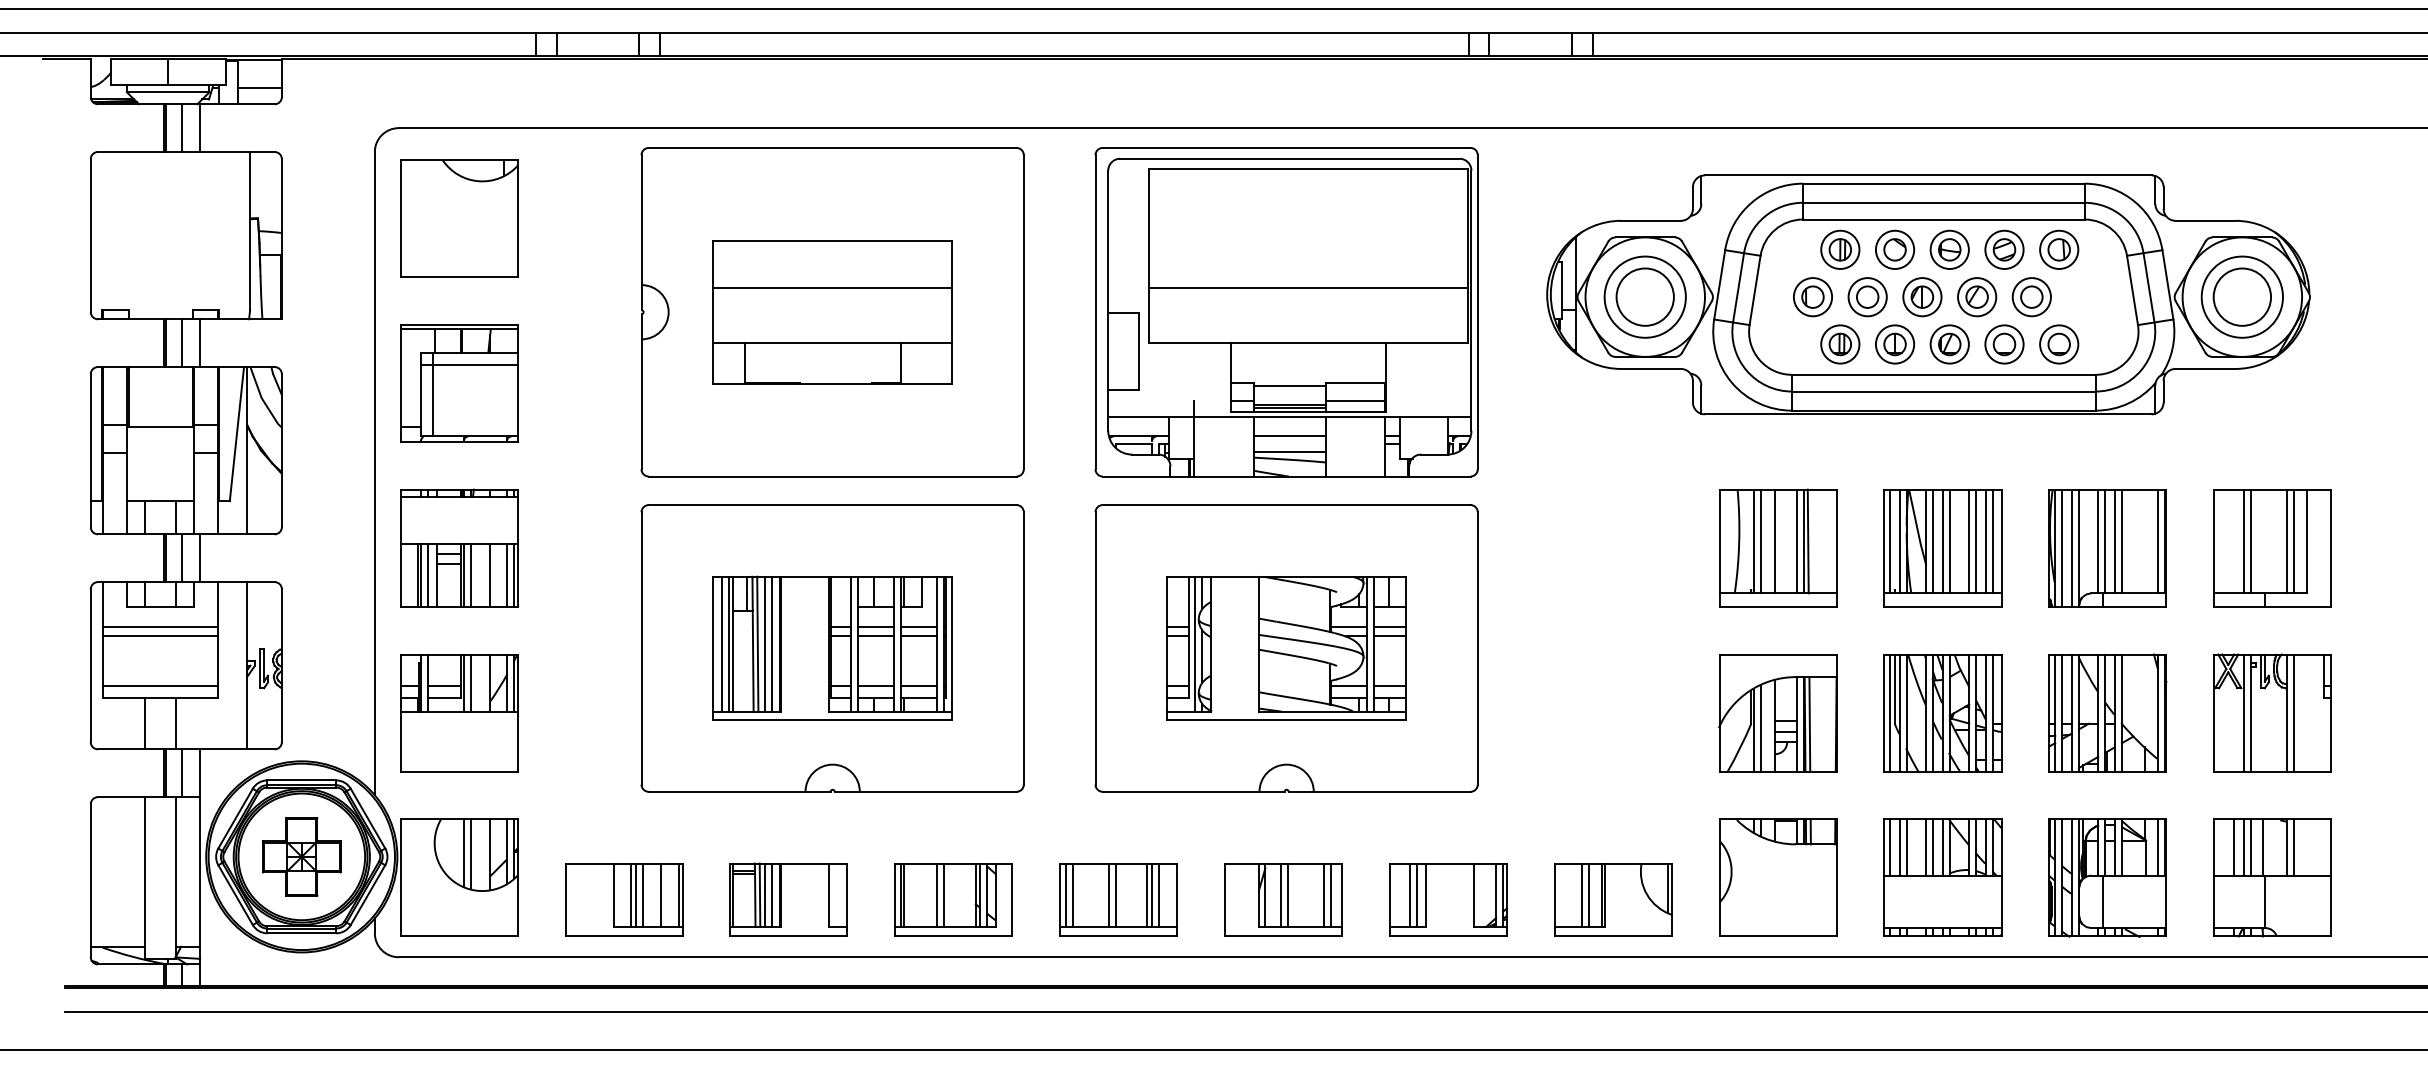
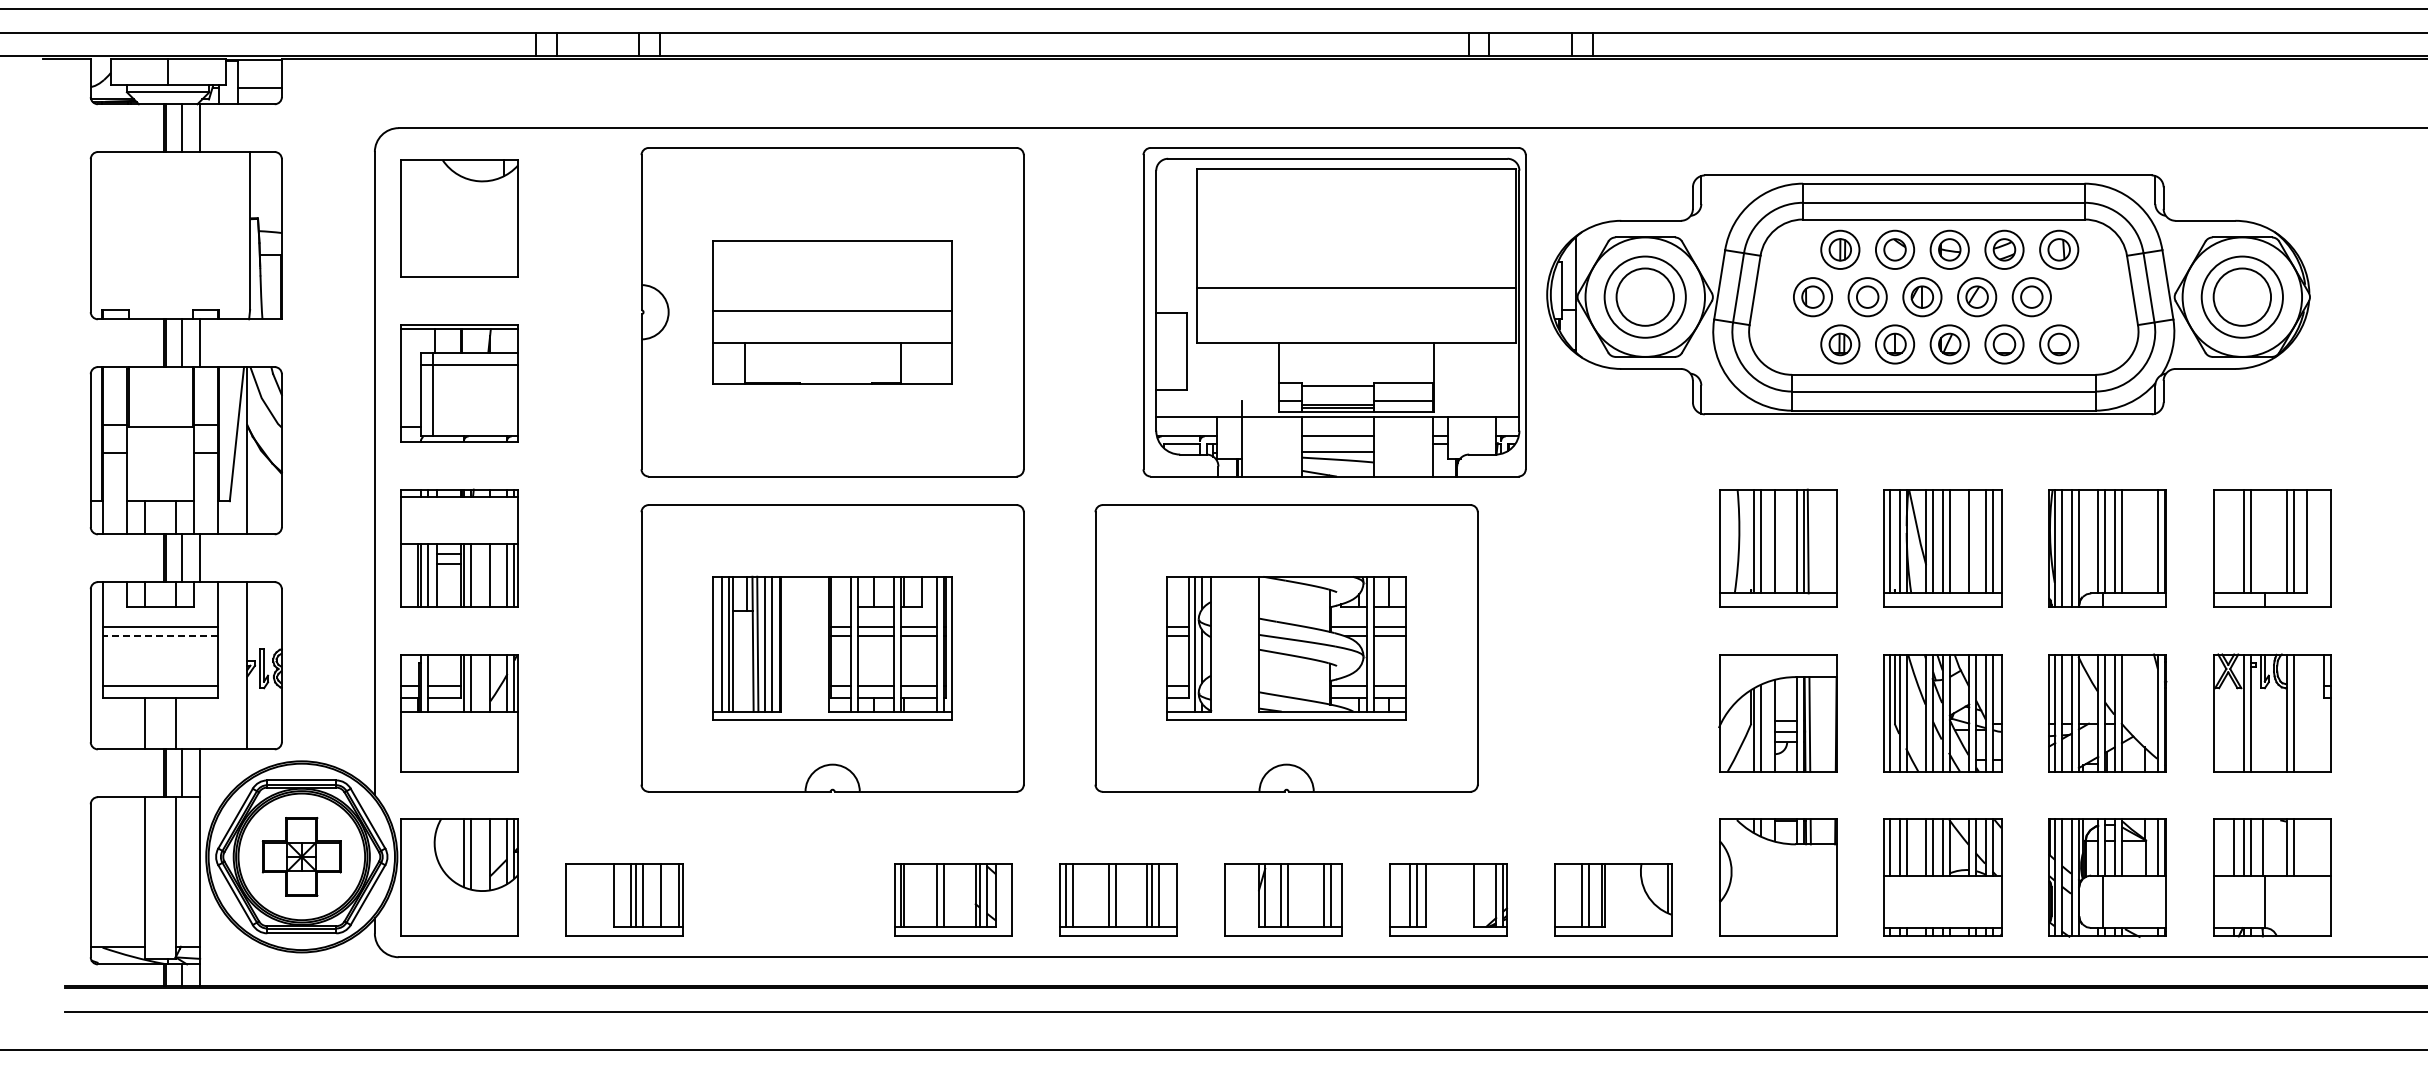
line position: (832, 288) -> (832, 311) (832, 311)
part position: (1286, 312) -> (1334, 312) (1334, 312)
line: present -> none (1976, 541)
line: solid -> dashed (160, 636)
part: present -> none (788, 899)
